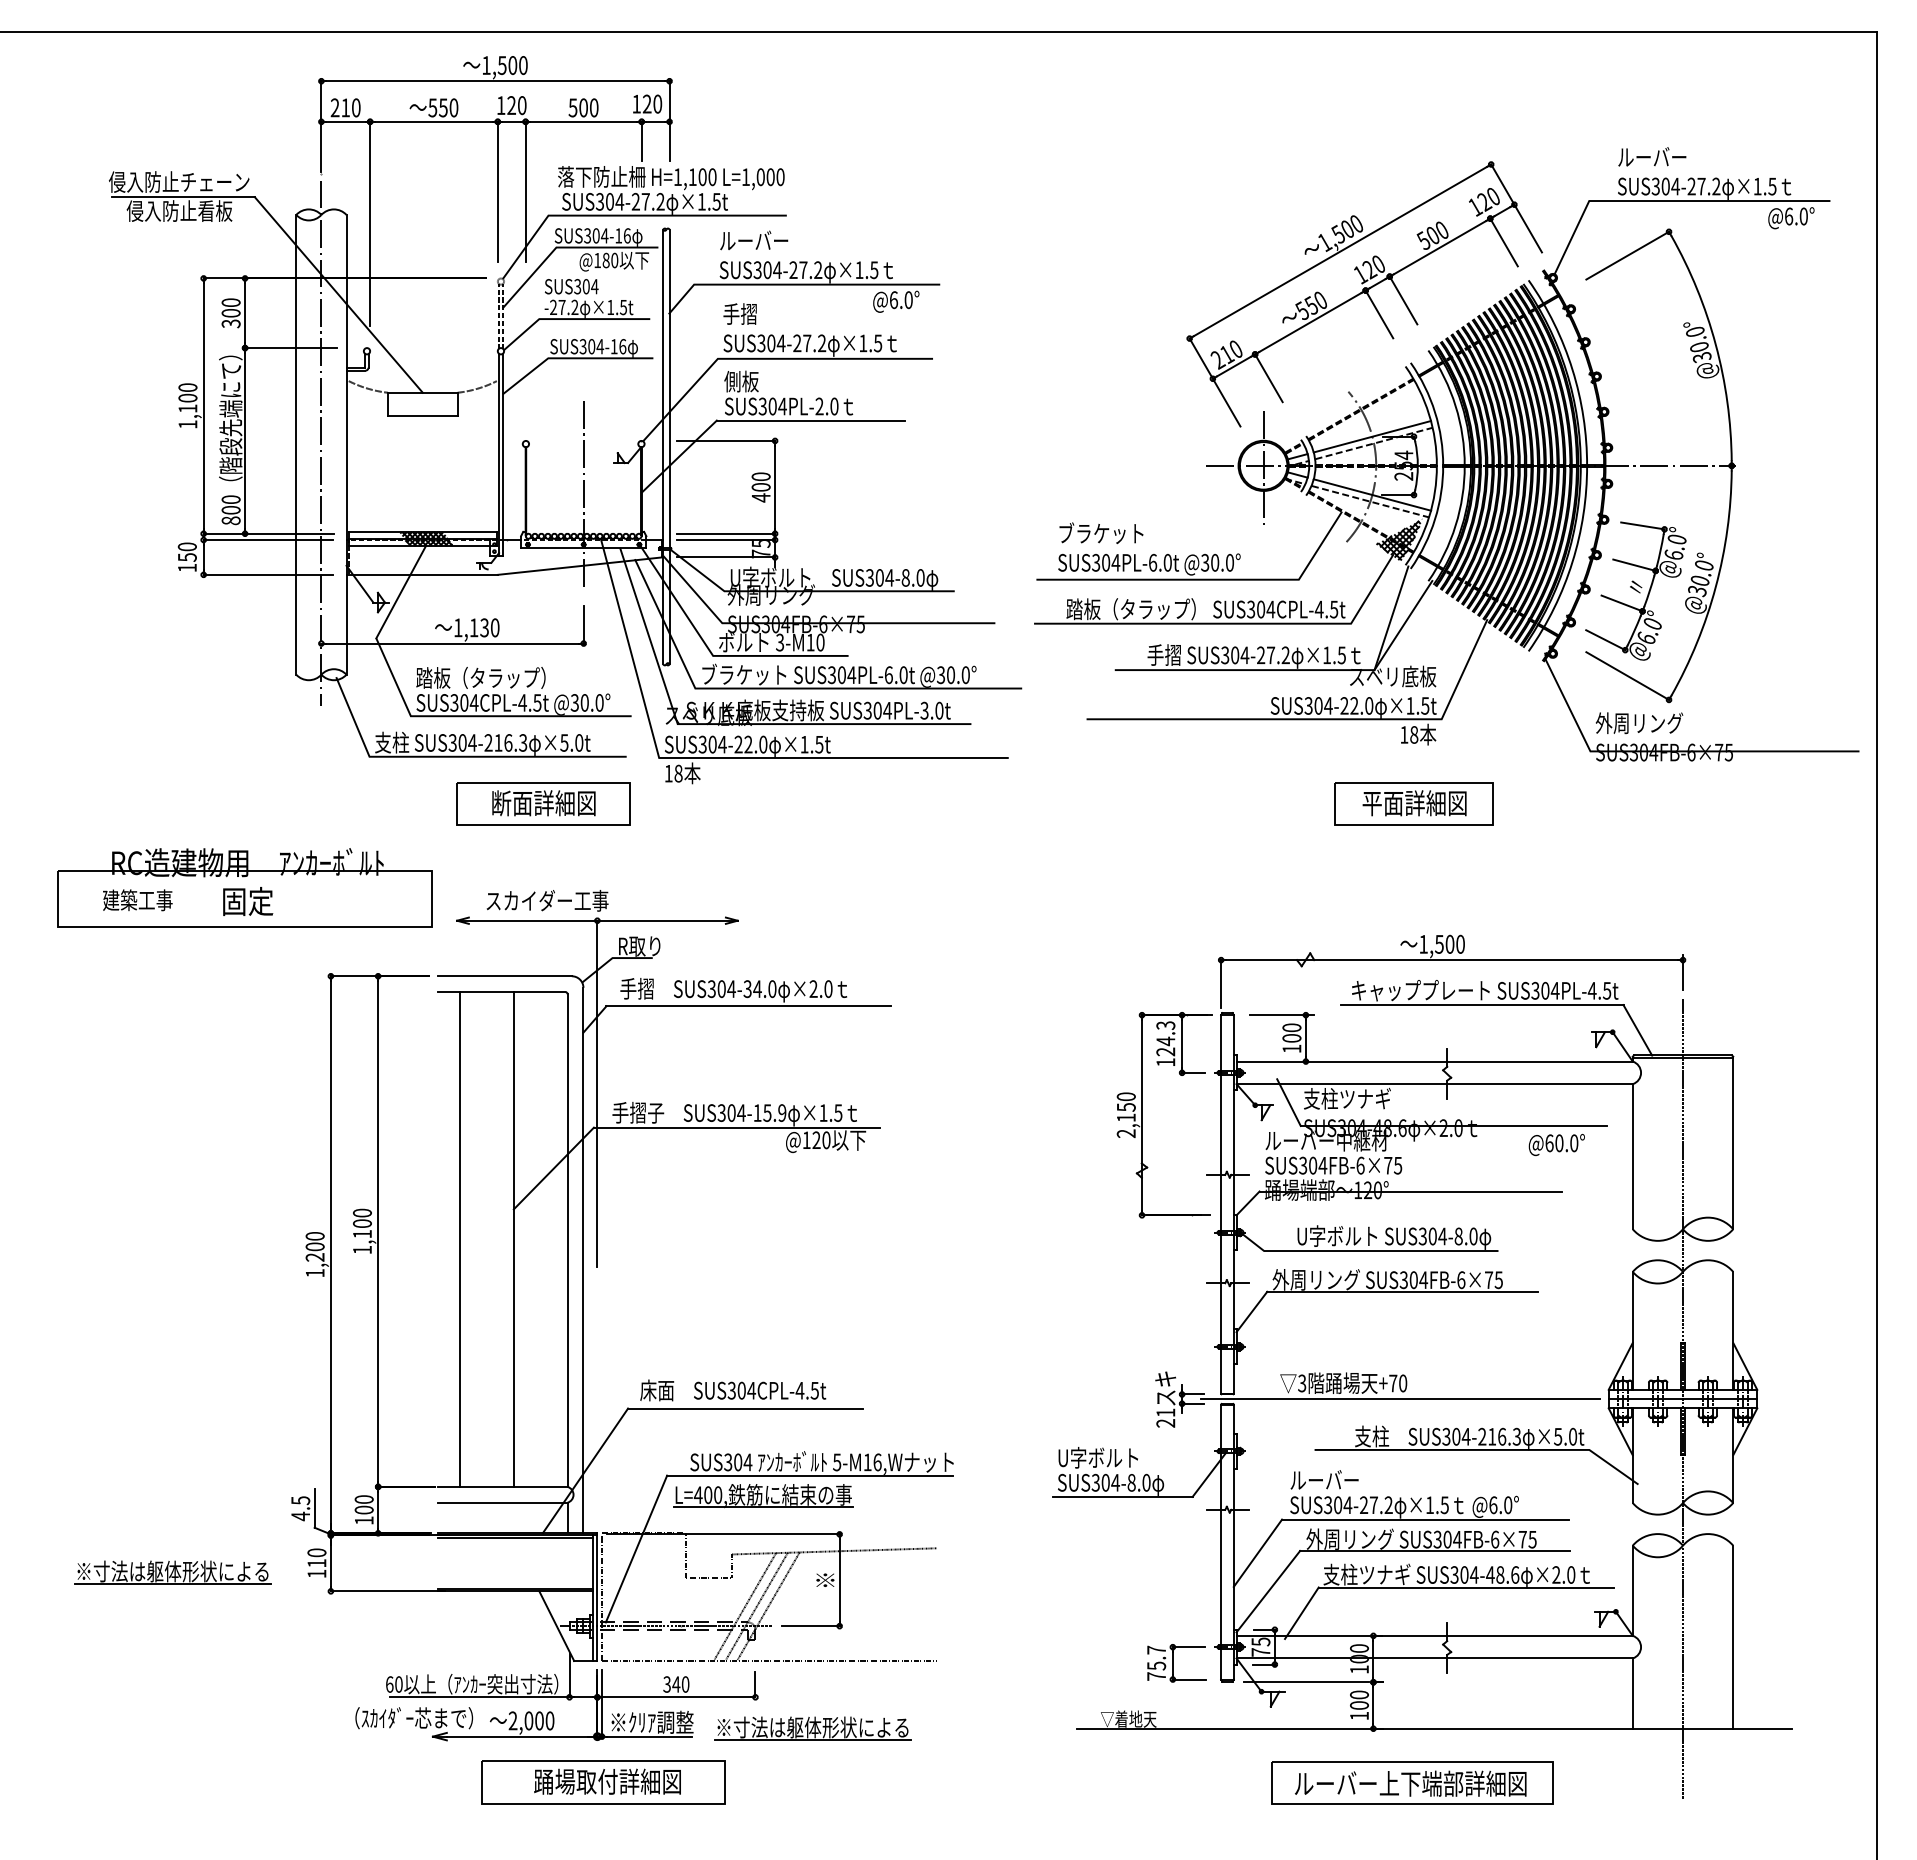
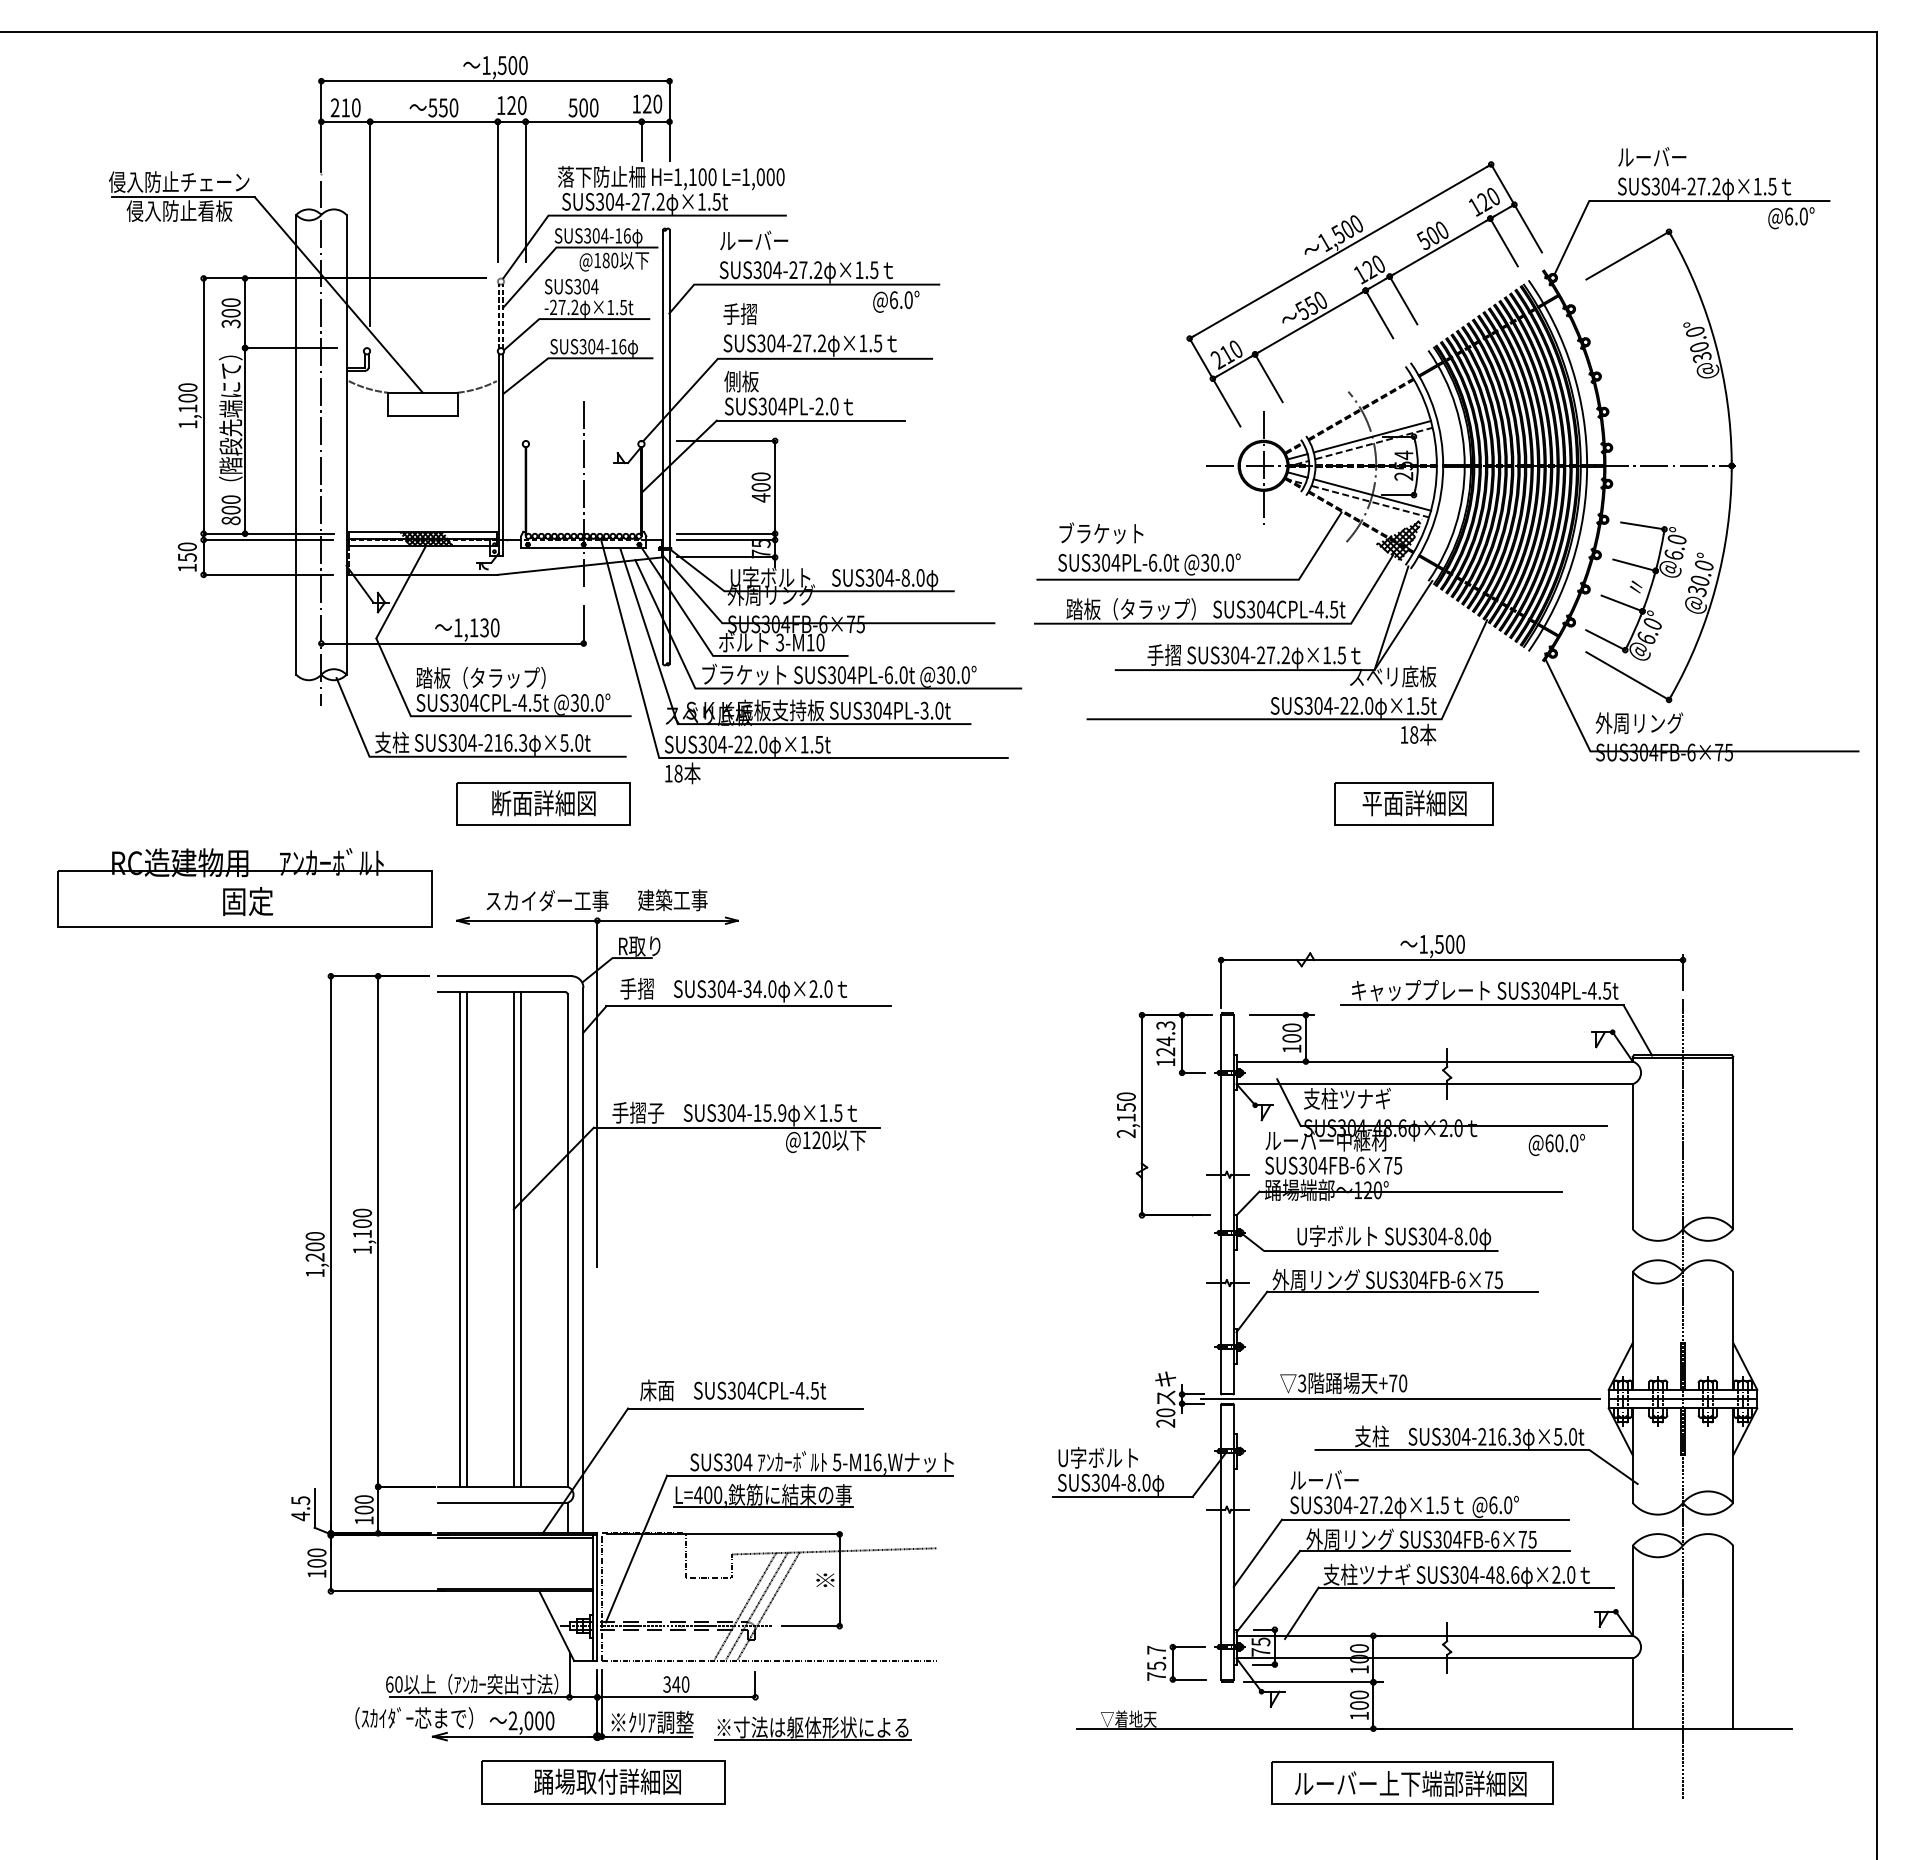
text position: (137, 900) -> (672, 900) (672, 900)
line: none -> present (467, 1239)
line: none -> present (521, 1239)
text: 21 -> 20 (1165, 1412)
text: 110 -> 100 (316, 1563)
part: present -> none (172, 1572)
